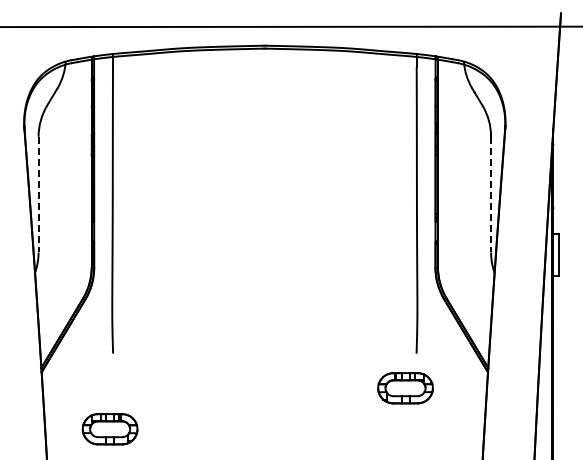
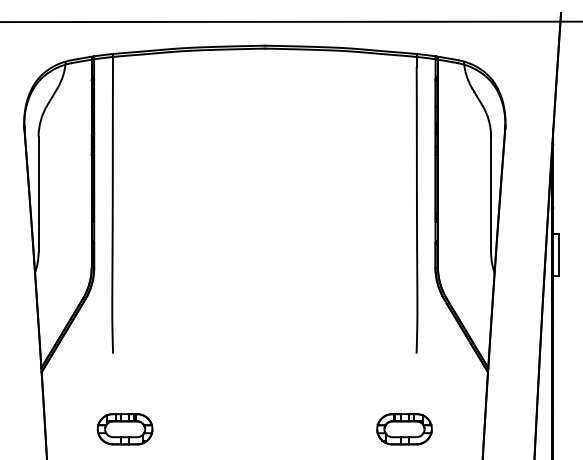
line position: (290, 26) -> (290, 21) (290, 21)
line: dashed -> solid (38, 194)
line: dashed -> solid (491, 194)
part position: (405, 388) -> (404, 429) (404, 429)
part position: (109, 429) -> (124, 429) (124, 429)
